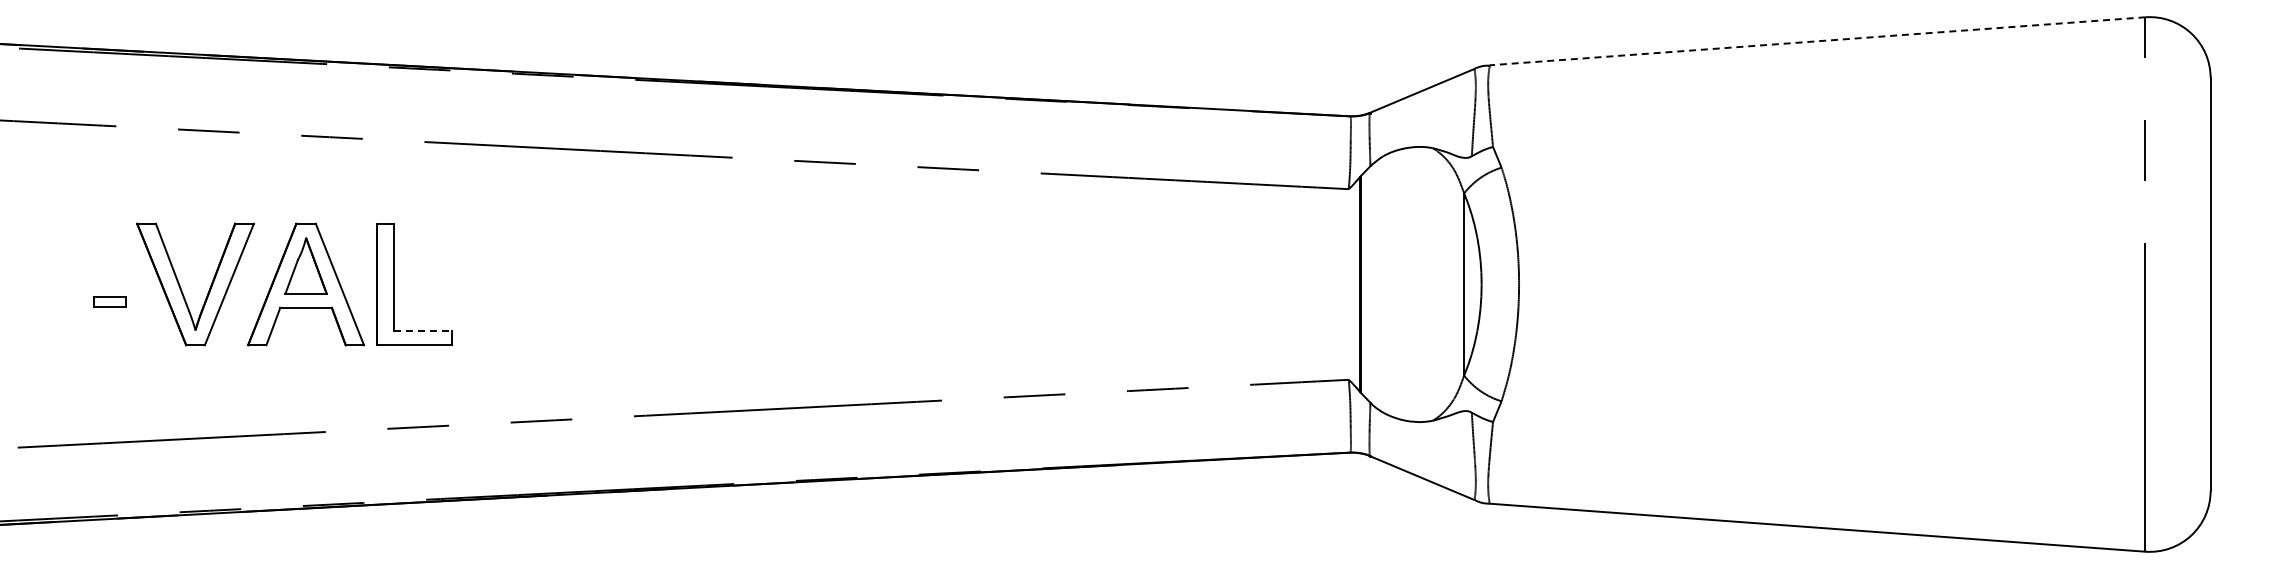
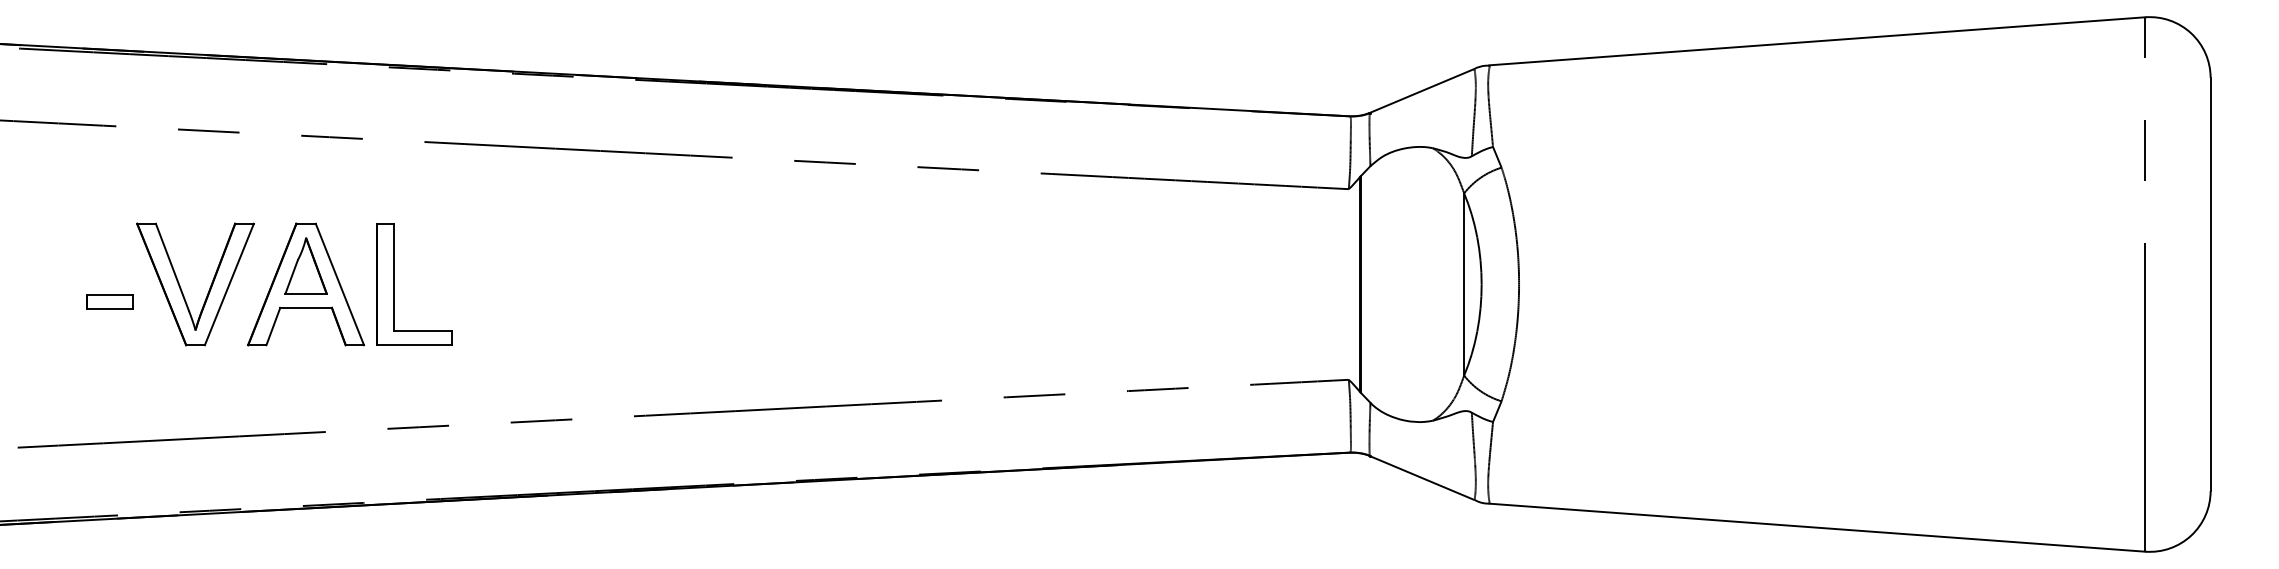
line: dashed -> solid (1817, 41)
part size: 34x12 px -> 48x16 px (109, 301)
line: dashed -> solid (422, 331)
